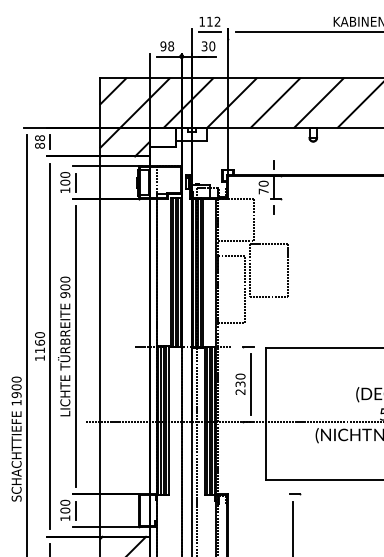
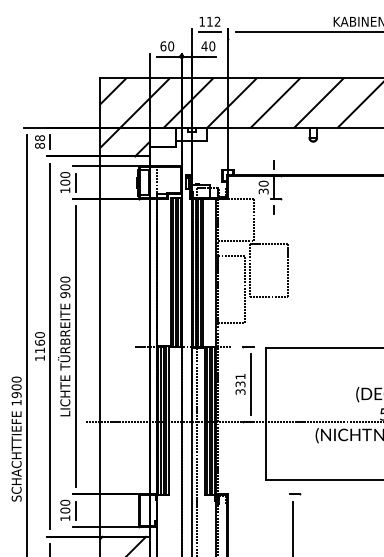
text: 98 -> 60 (167, 46)
text: 30 -> 40 (204, 46)
text: 70 -> 30 (263, 191)
text: 230 -> 331 (240, 383)
